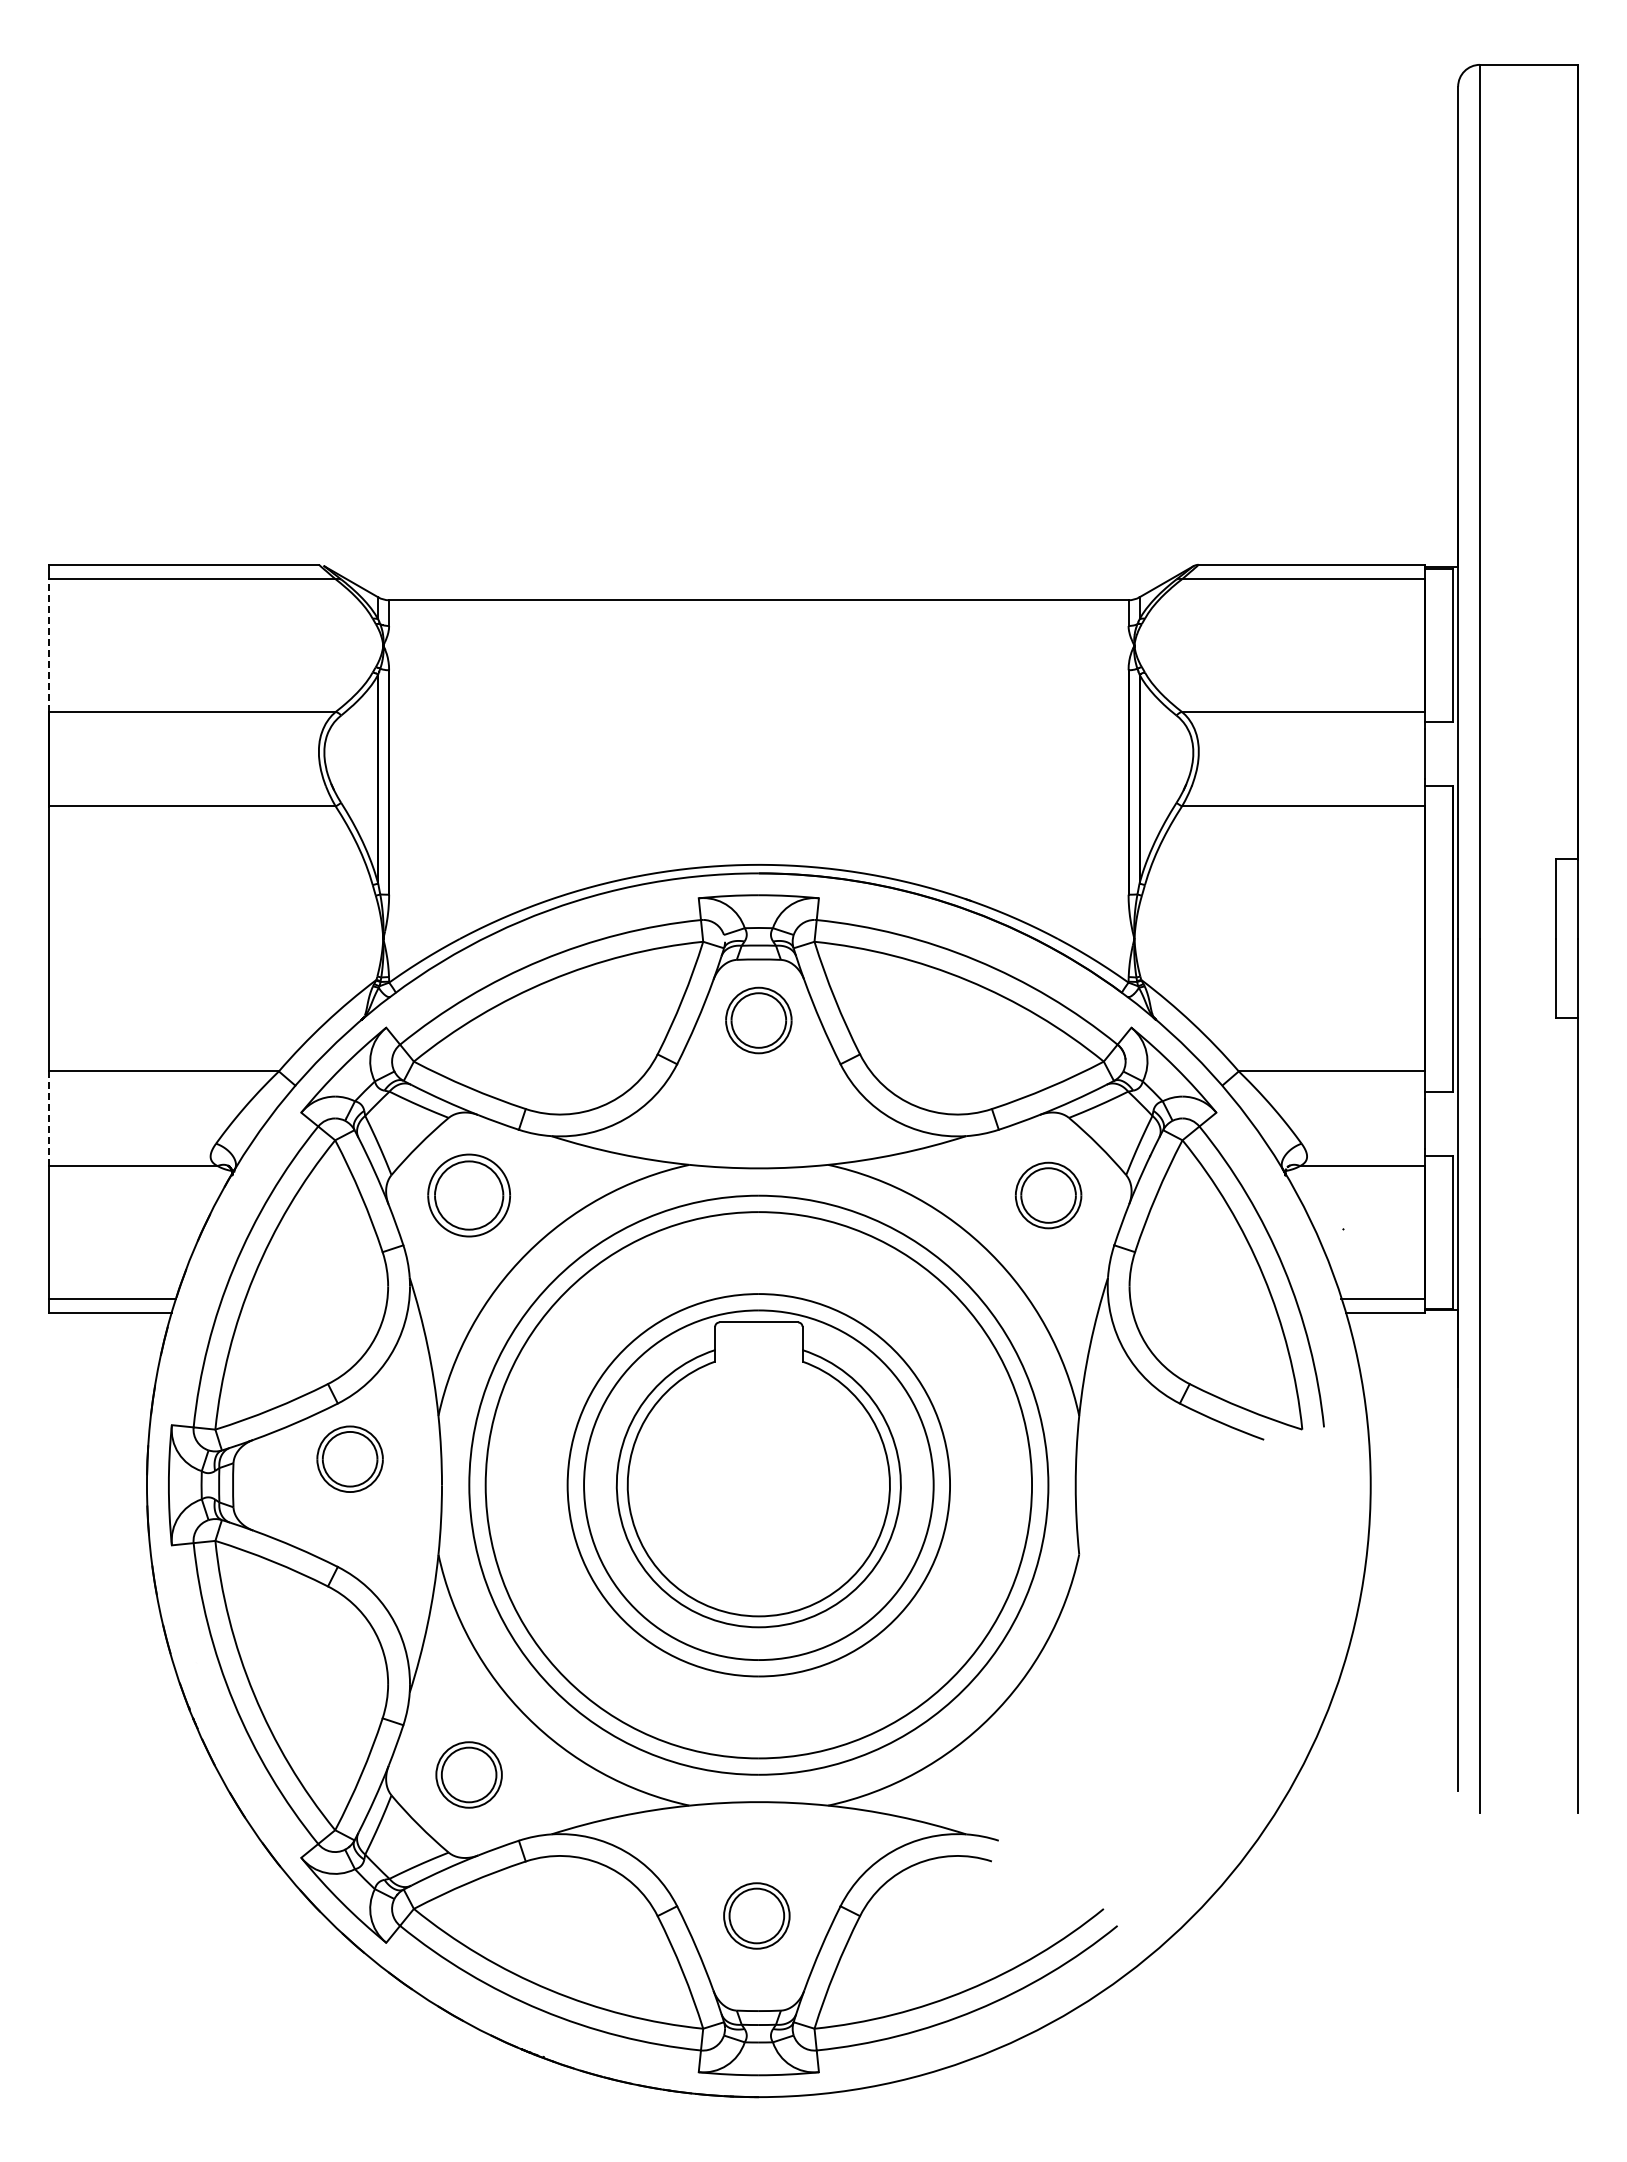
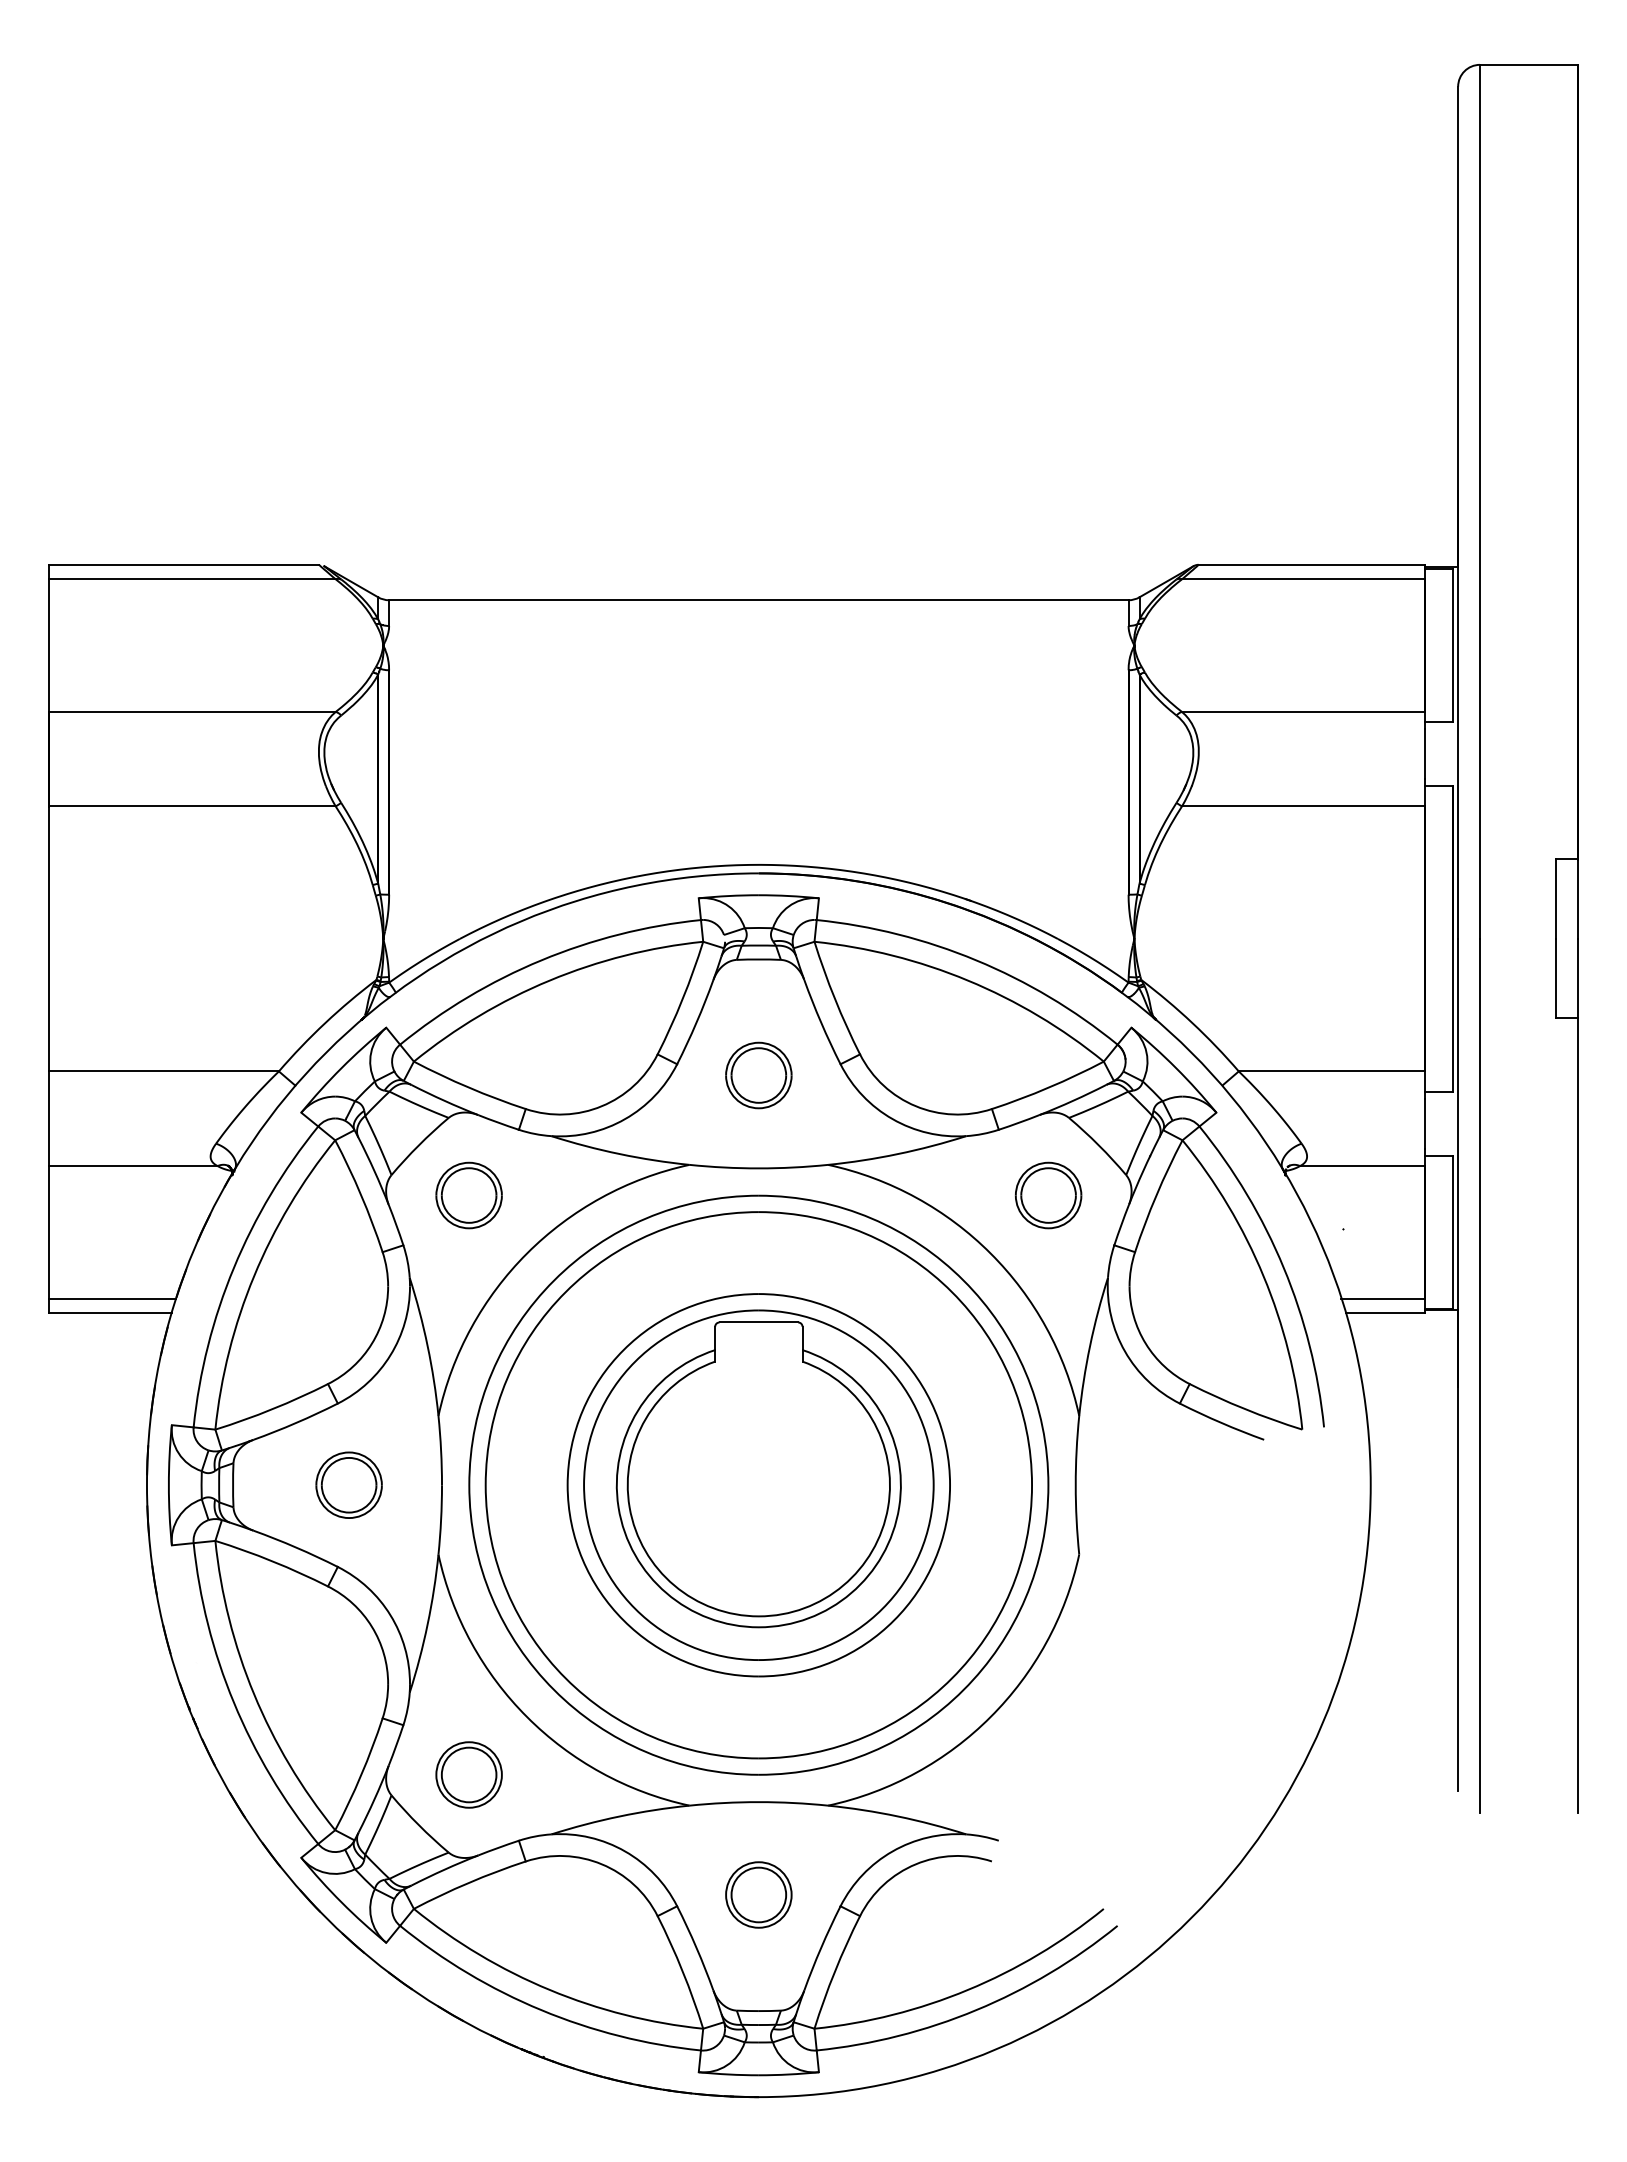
line: dashed -> solid (48, 645)
part position: (758, 1020) -> (758, 1075) (758, 1075)
line: dashed -> solid (48, 1118)
part size: 84x85 px -> 68x69 px (468, 1195)
part position: (349, 1458) -> (348, 1484) (348, 1484)
part position: (756, 1915) -> (758, 1894) (758, 1894)
